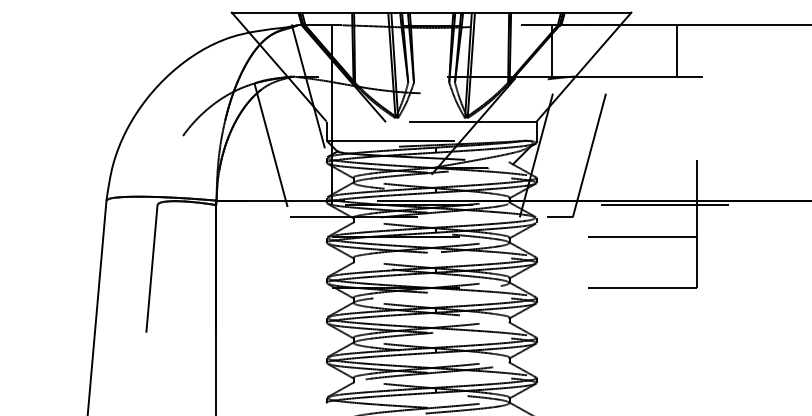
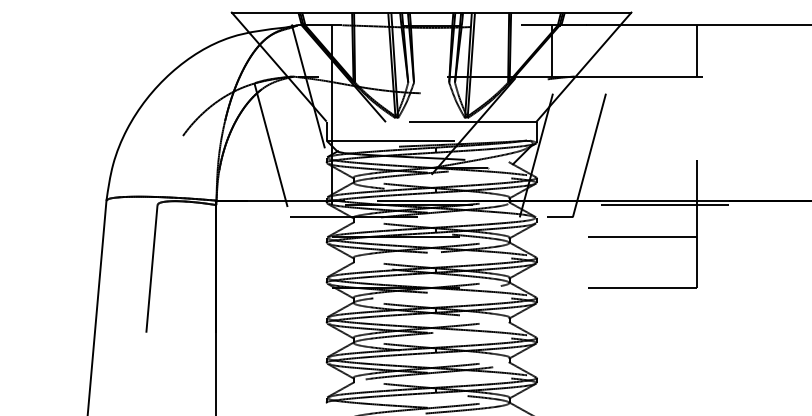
line position: (676, 50) -> (696, 50) (696, 50)
